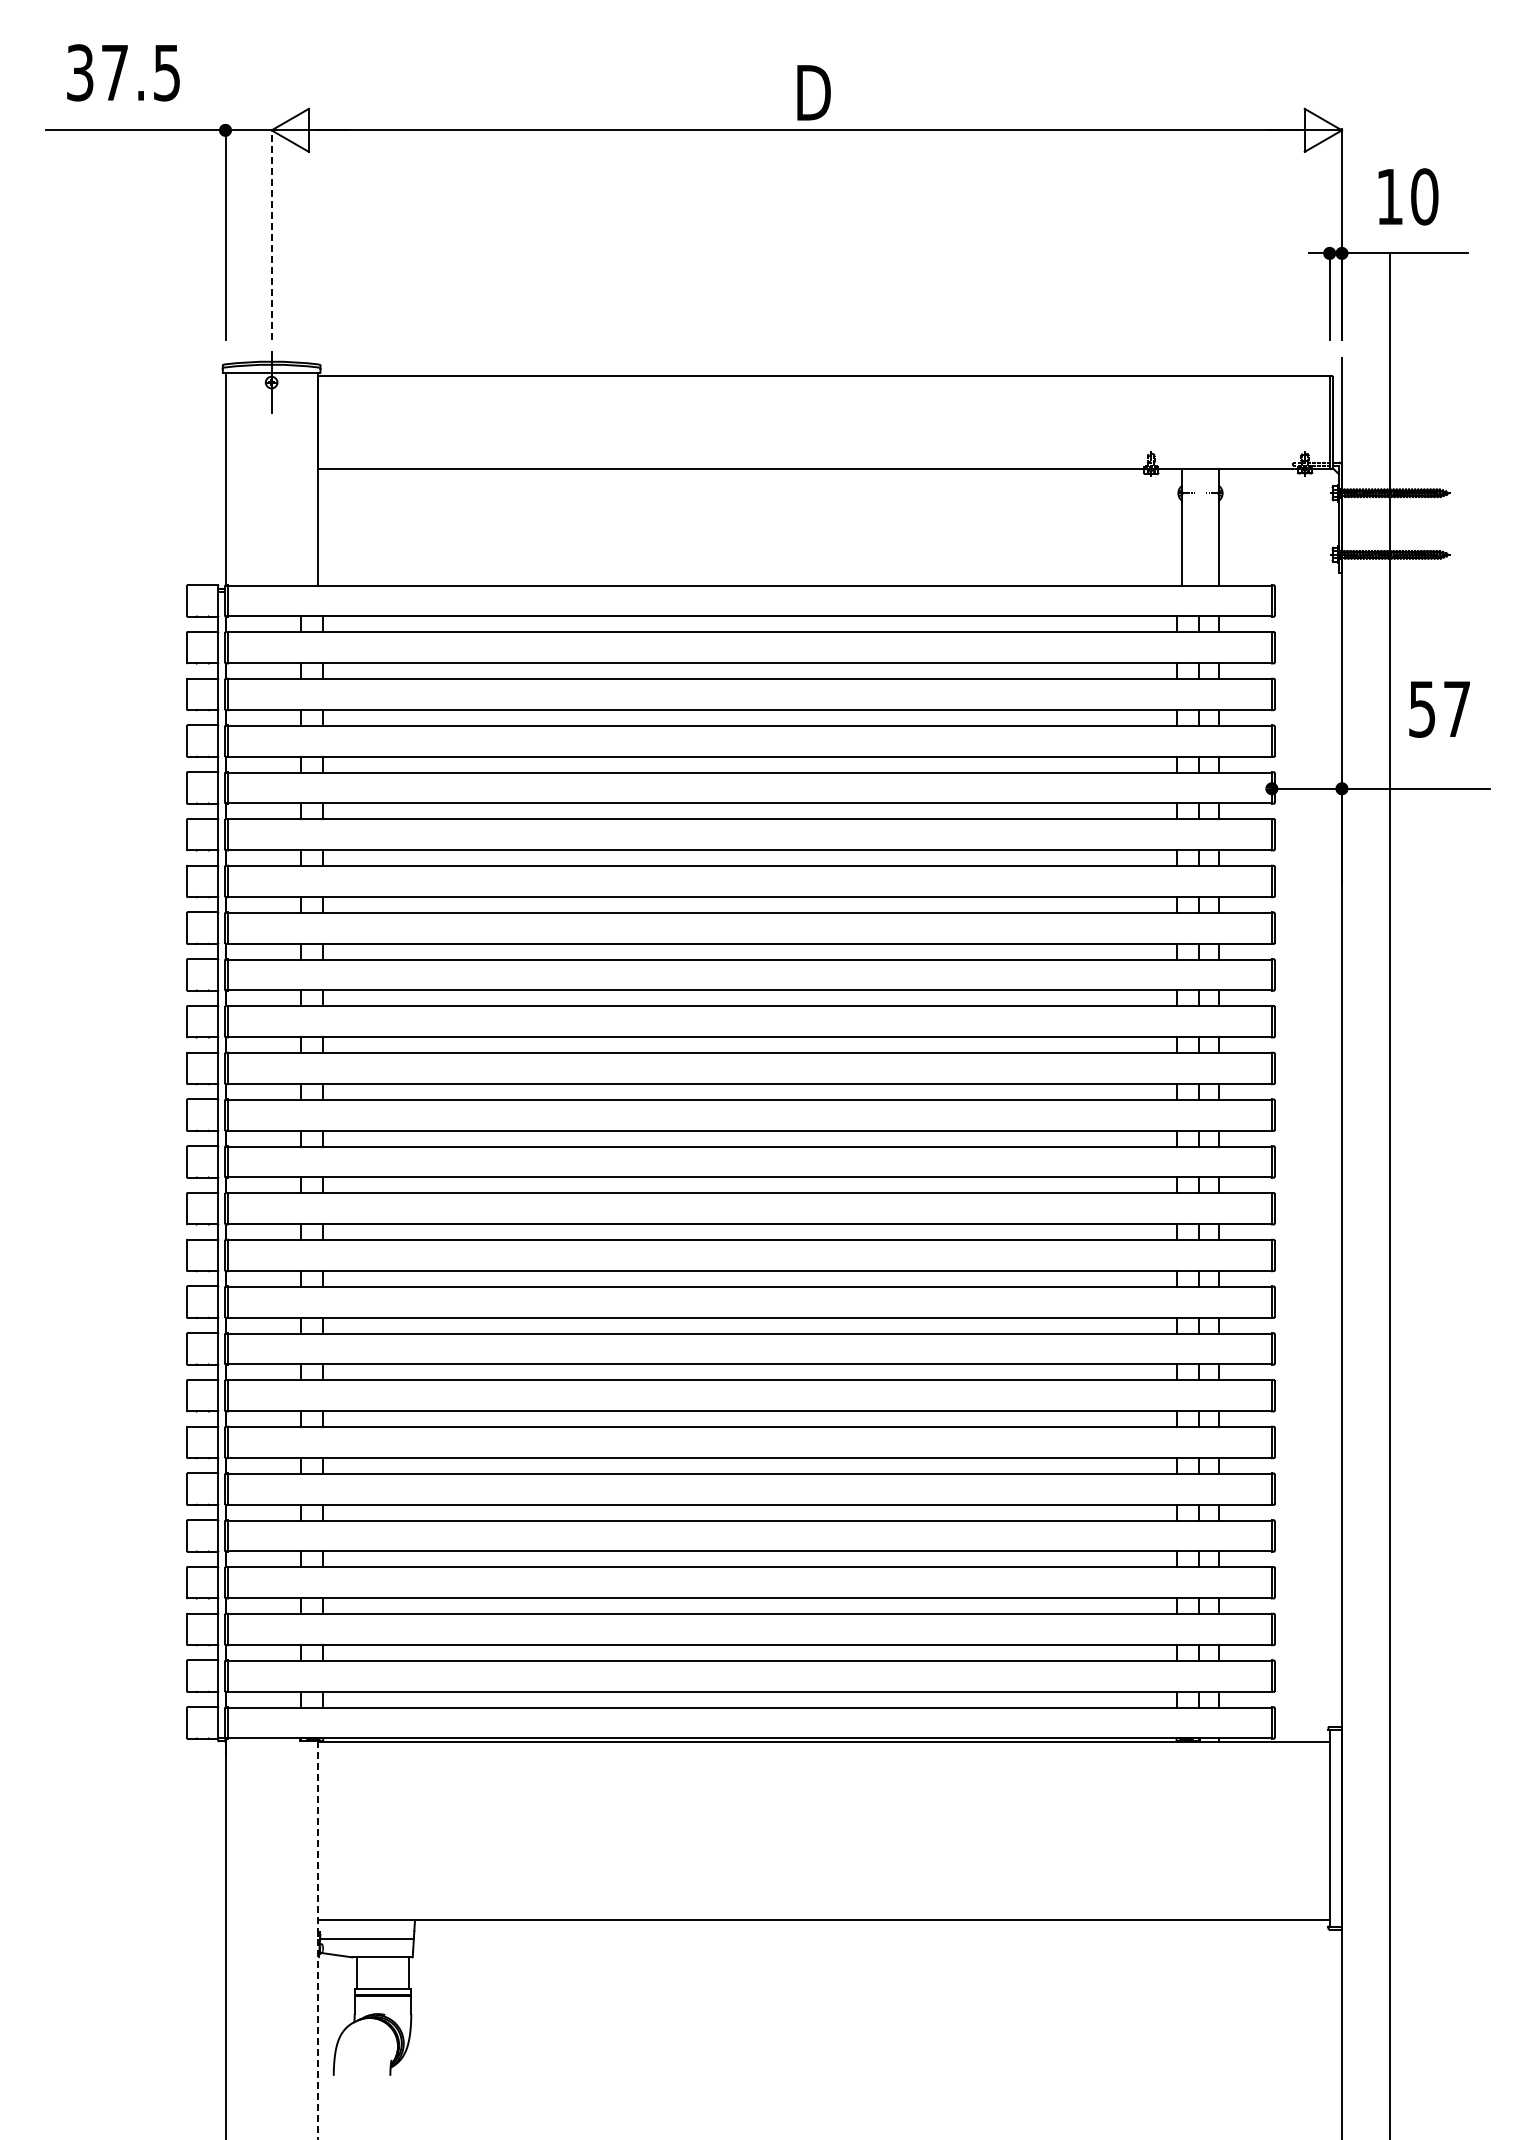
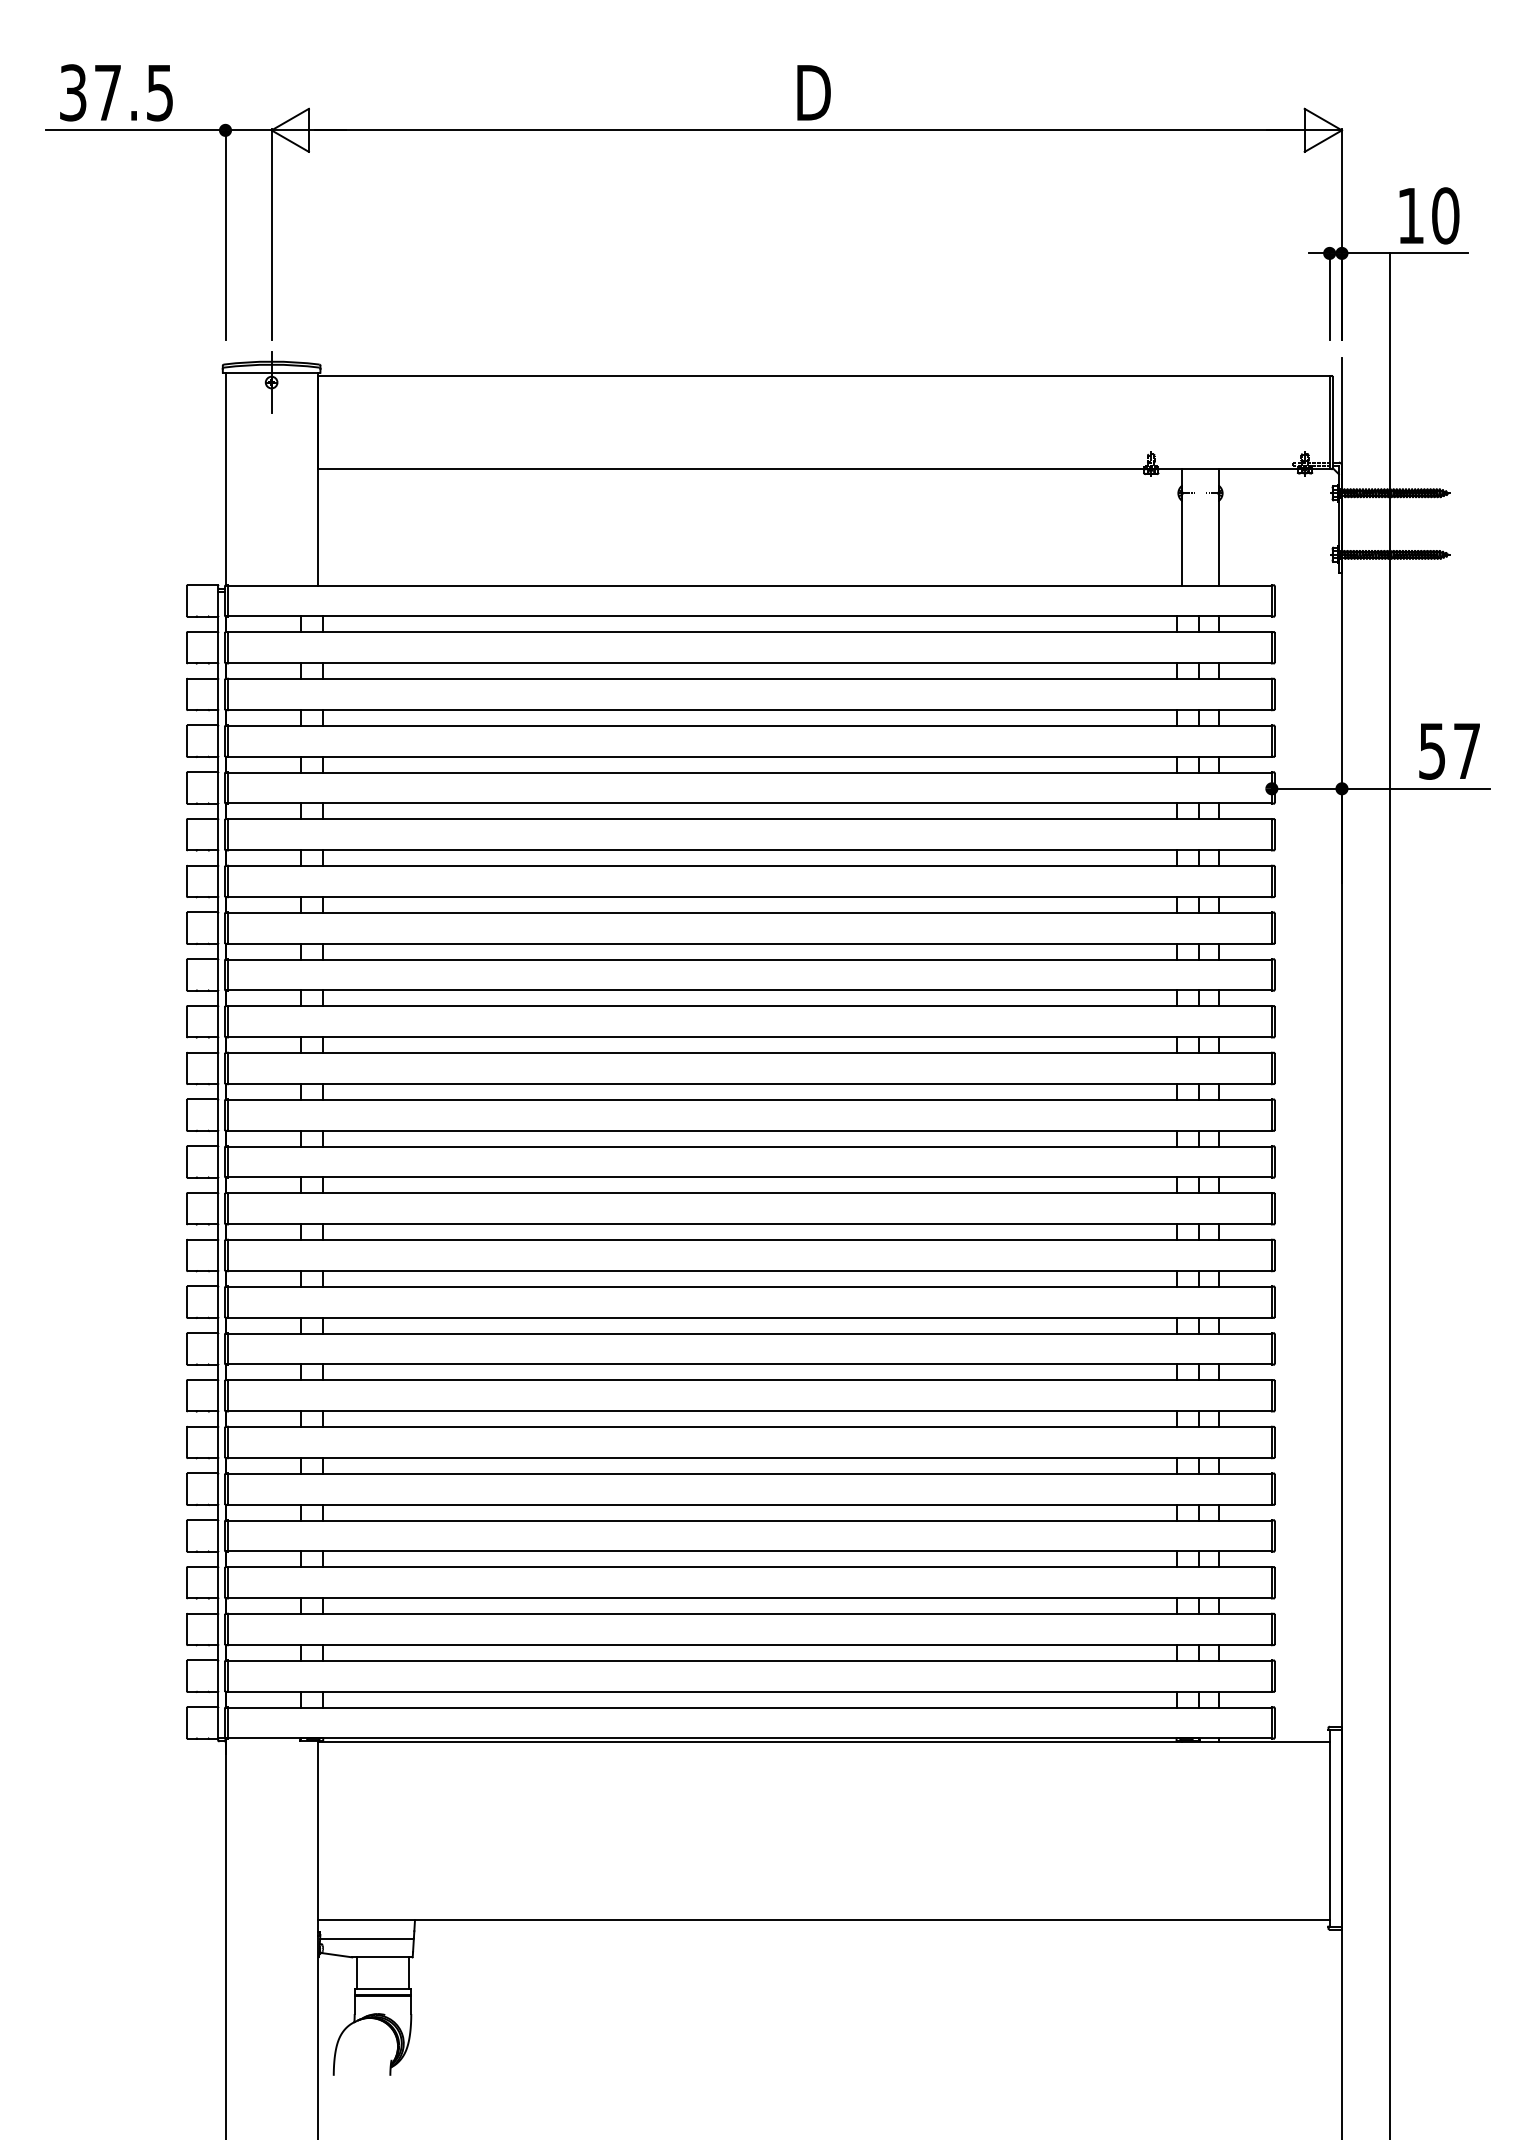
text position: (123, 72) -> (116, 92) (116, 92)
text position: (1408, 196) -> (1429, 215) (1429, 215)
line: dashed -> solid (271, 233)
text position: (1439, 709) -> (1449, 751) (1449, 751)
line: dashed -> solid (317, 1940)
